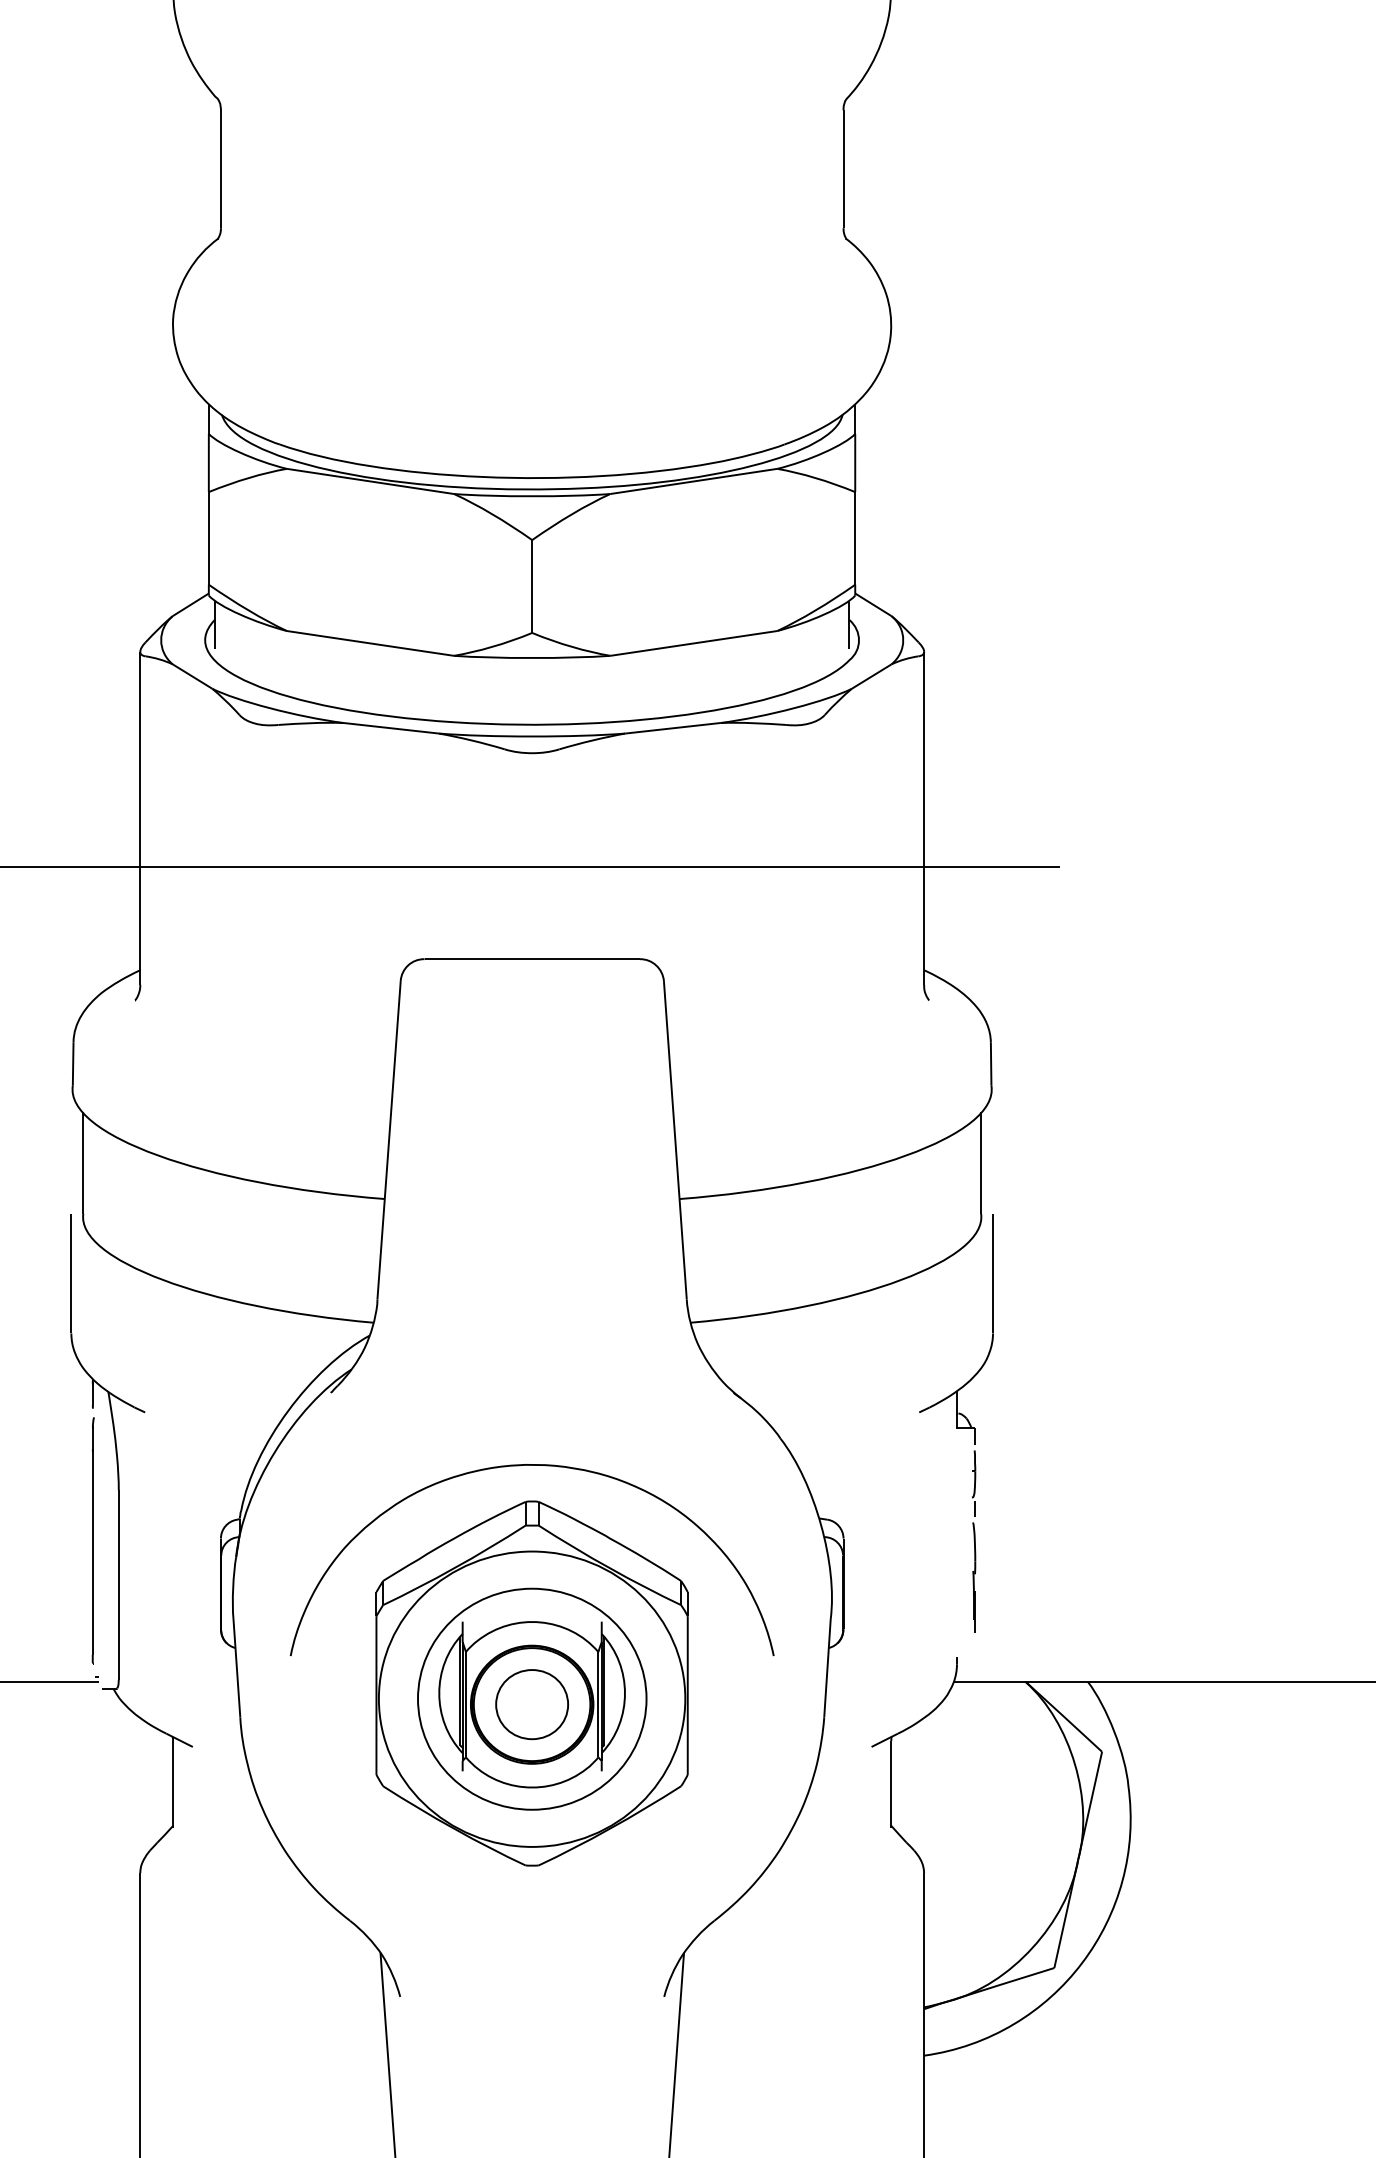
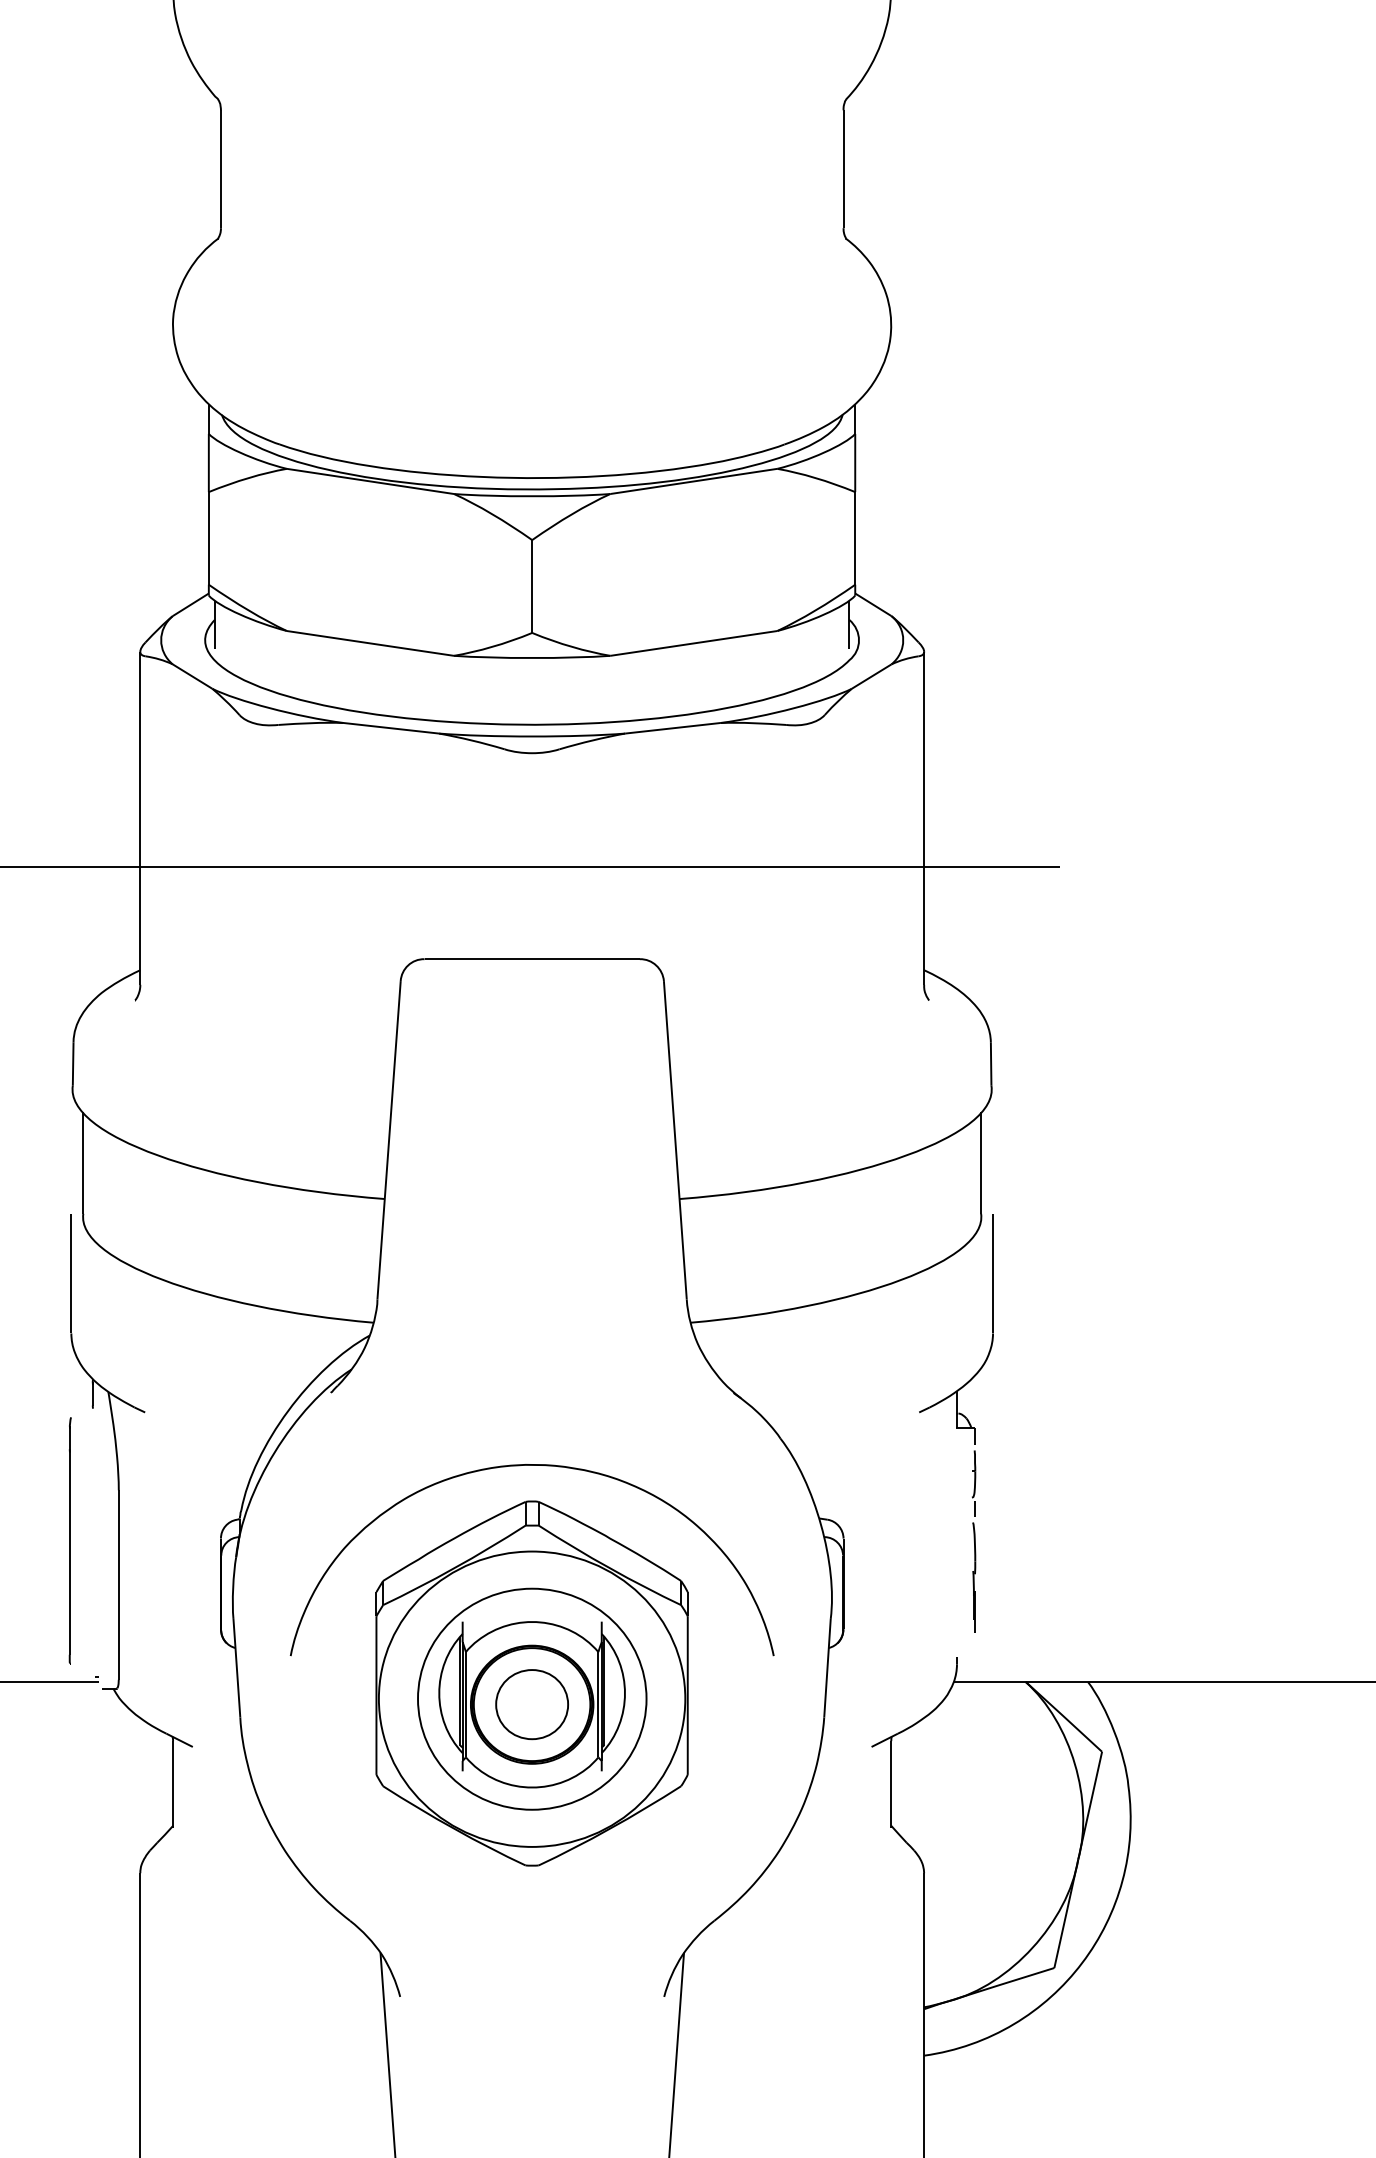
part position: (92, 1540) -> (69, 1540) (69, 1540)
